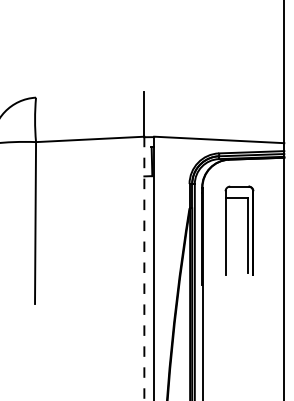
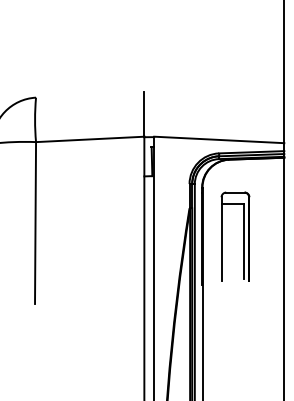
part position: (247, 230) -> (243, 236) (243, 236)
line: dashed -> solid (144, 268)
